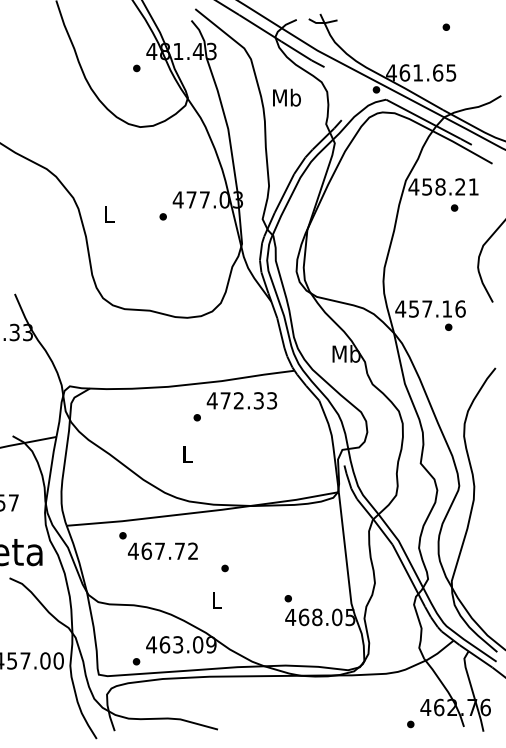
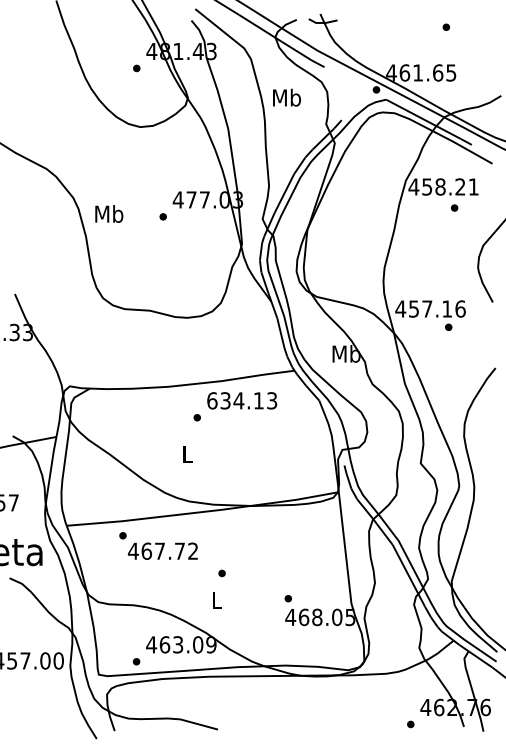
text: L -> Mb (109, 213)
text: 472.33 -> 634.13 (234, 400)
part position: (224, 568) -> (221, 573) (221, 573)
